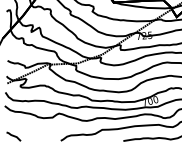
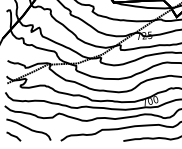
curve: none -> present (28, 129)
